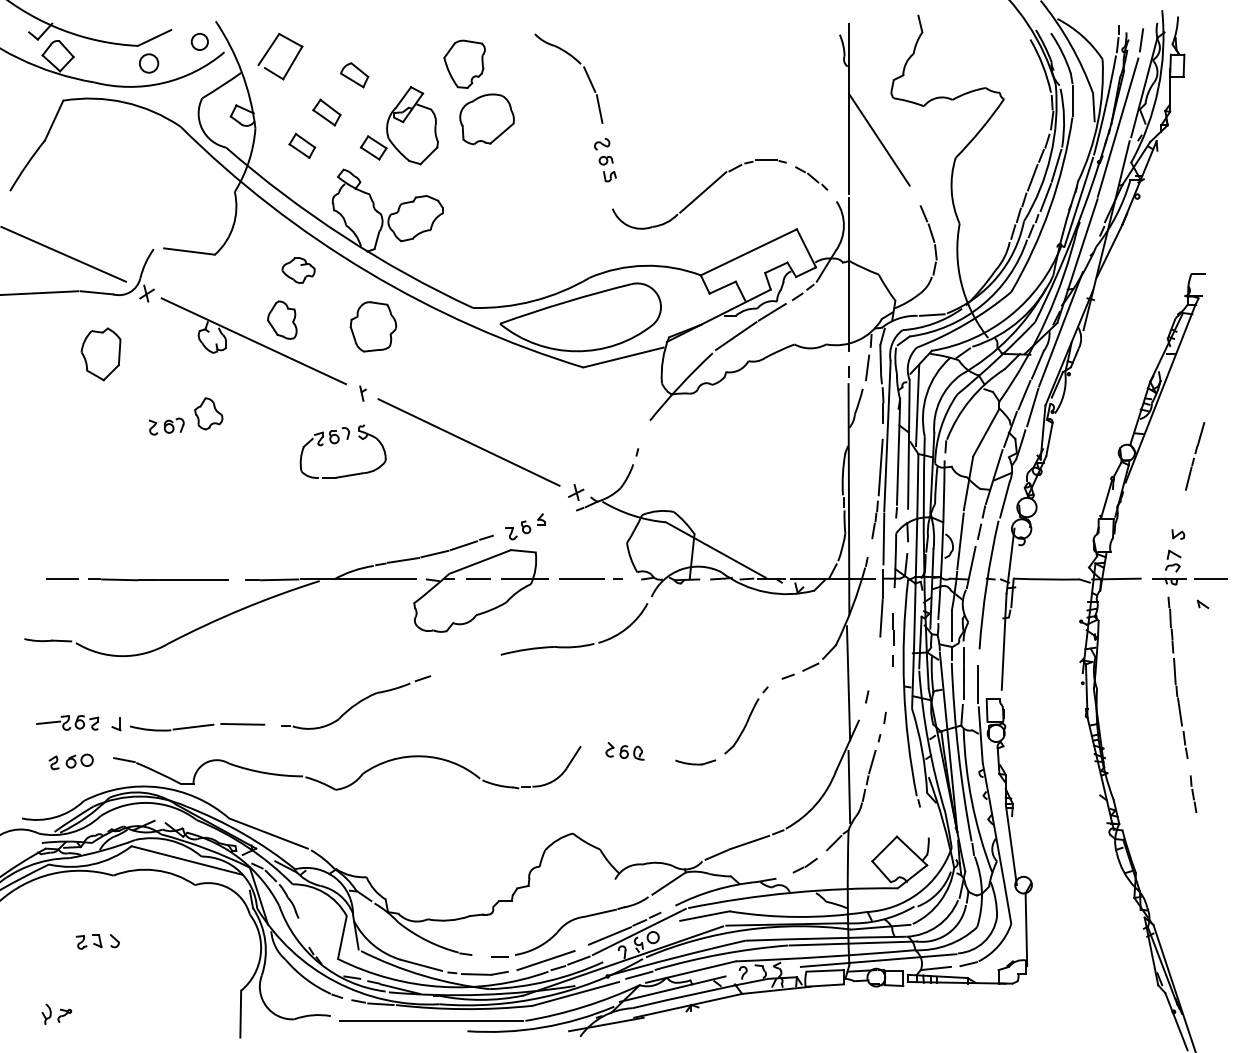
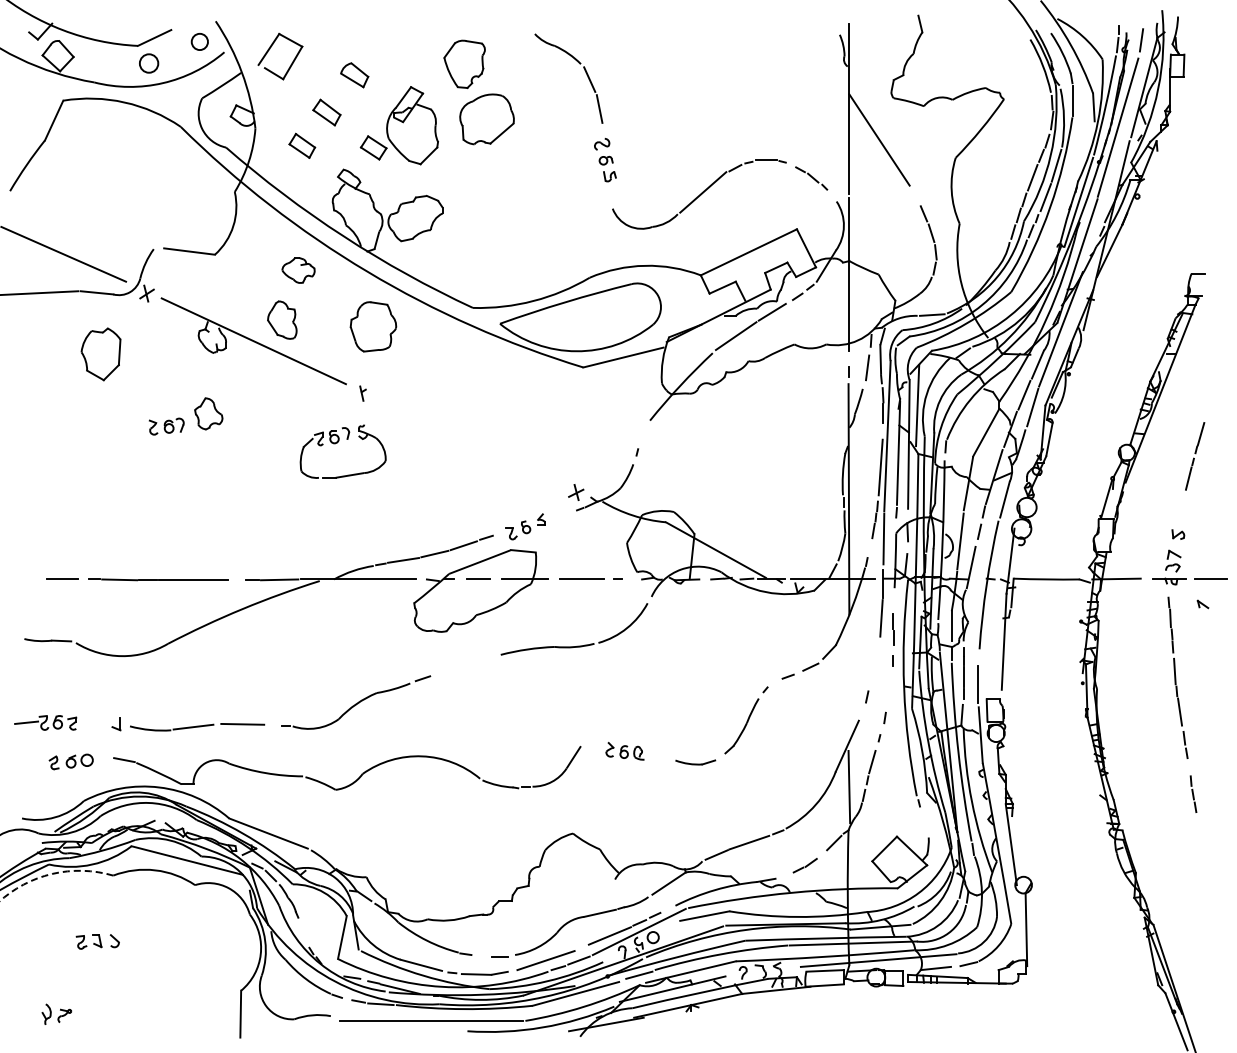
line: present -> none (468, 442)
line: present -> none (848, 683)
part position: (67, 722) -> (45, 722) (45, 722)
arc: solid -> dashed (53, 873)
